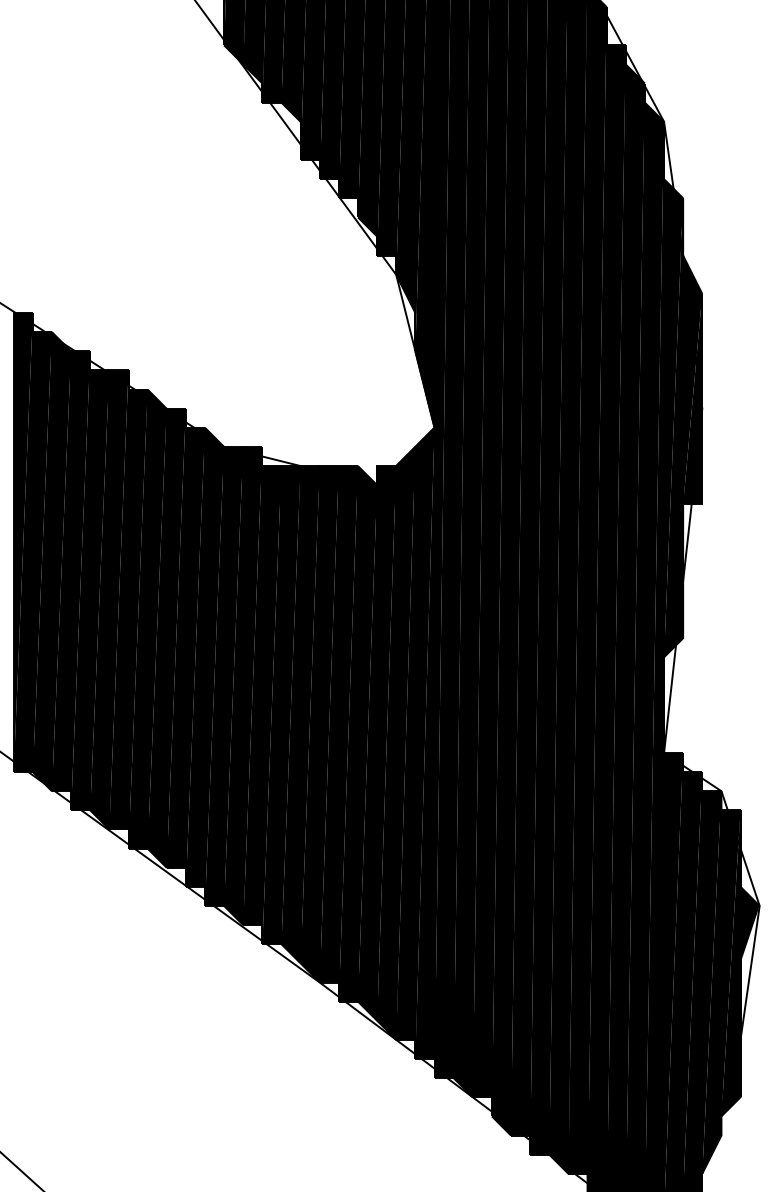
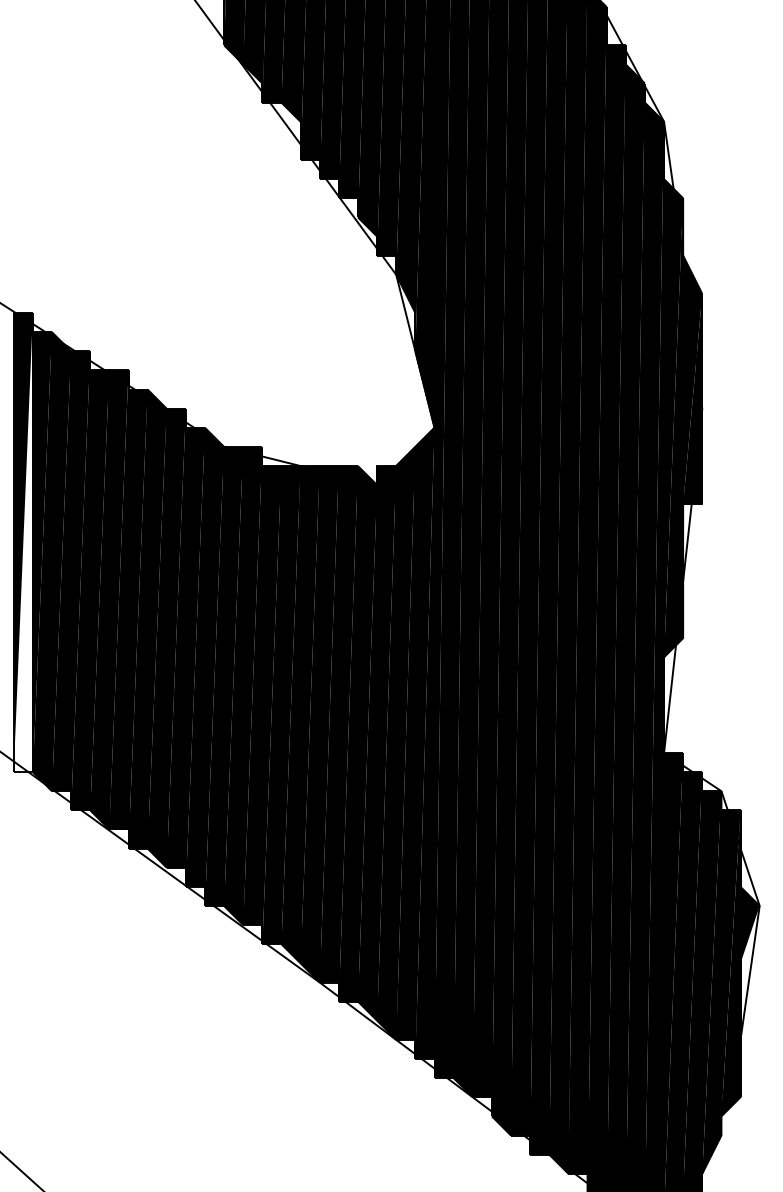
fill: present -> none (22, 542)
